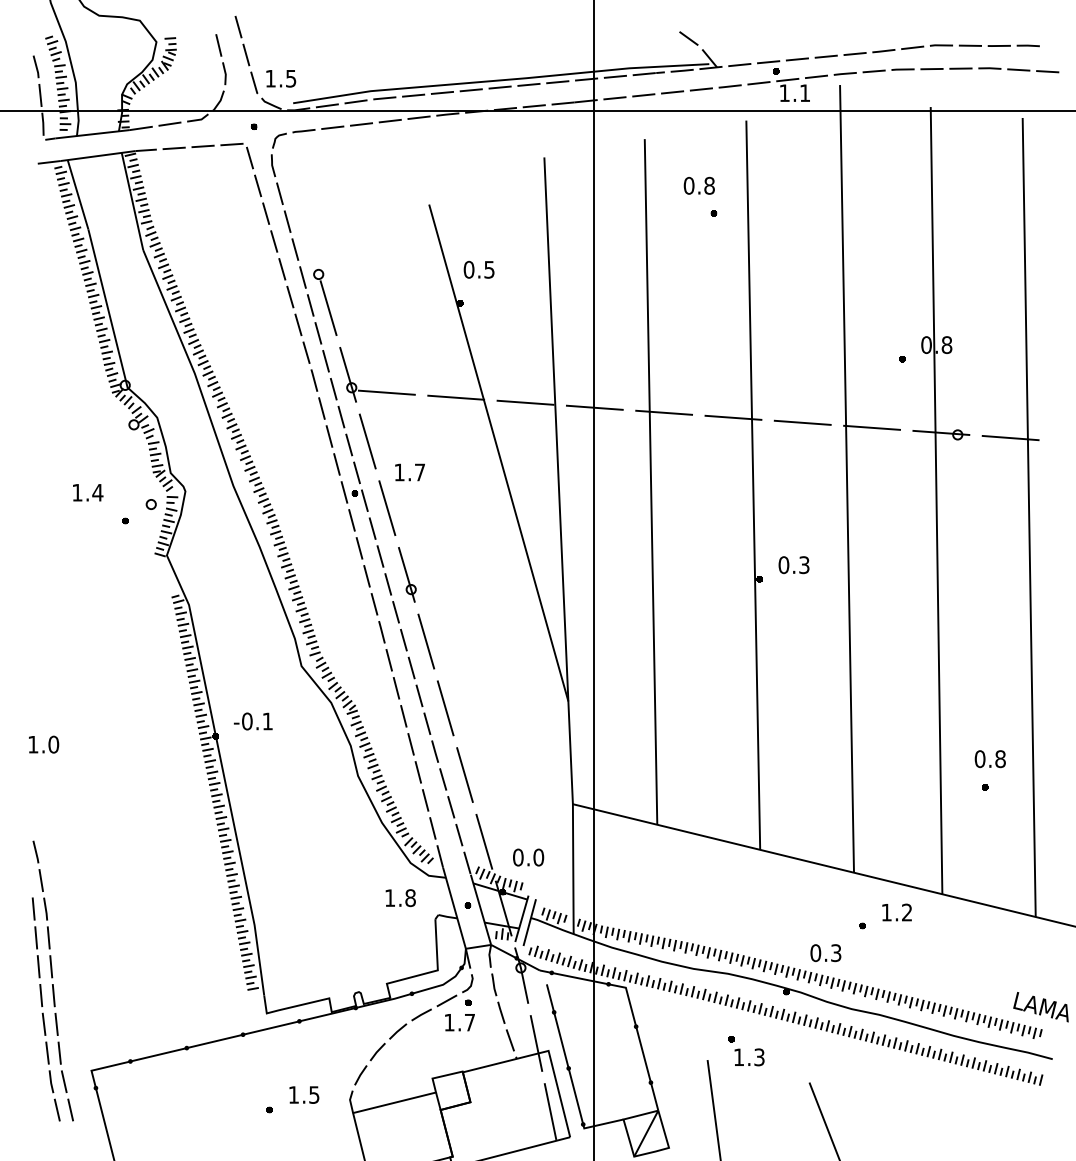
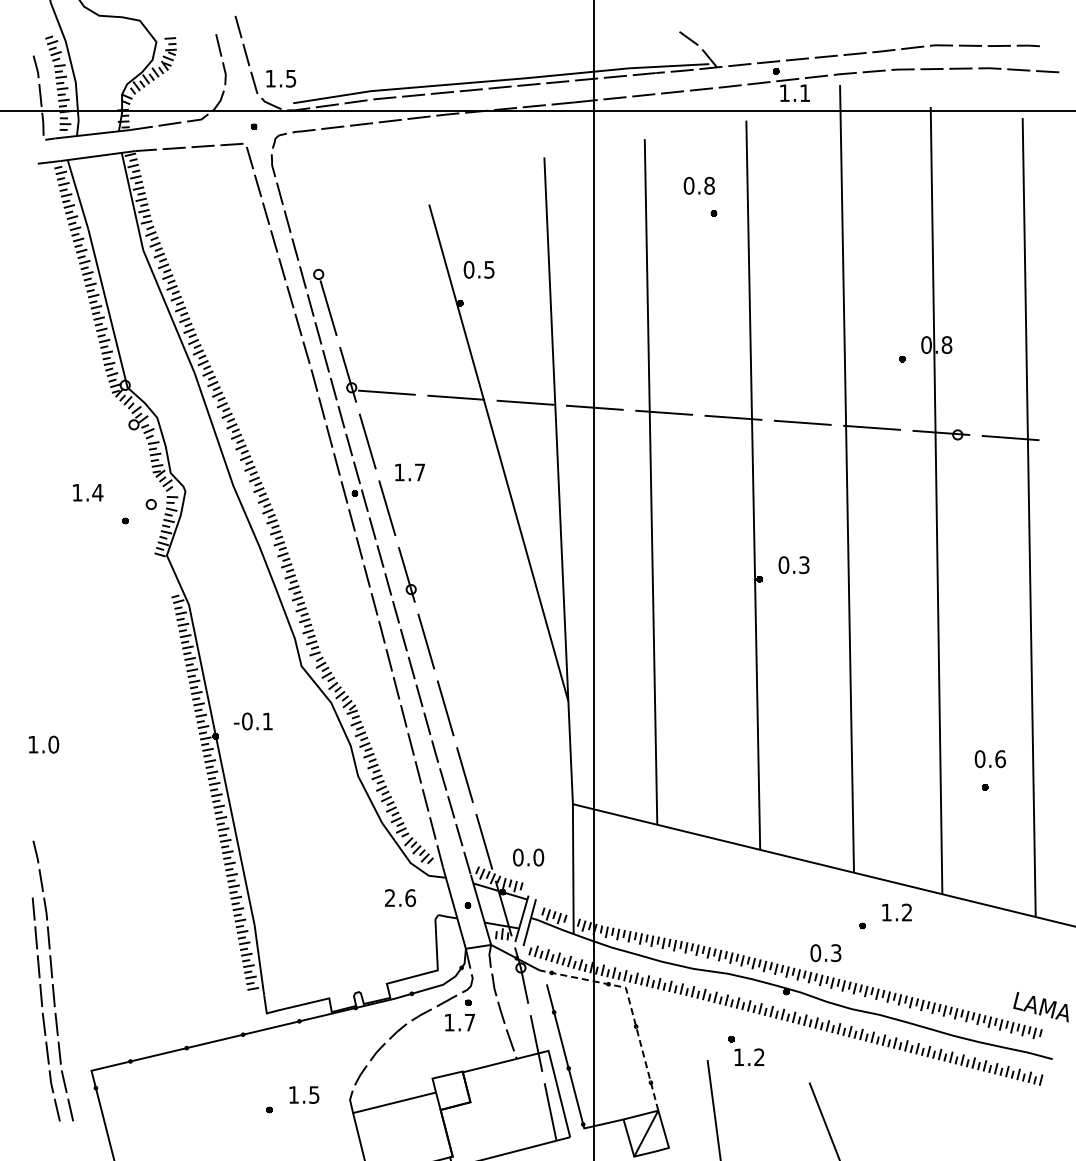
text: 0.8 -> 0.6 (1000, 758)
text: 1.8 -> 2.6 (400, 897)
line: solid -> dashed (630, 1006)
text: 1.3 -> 1.2 (759, 1057)
